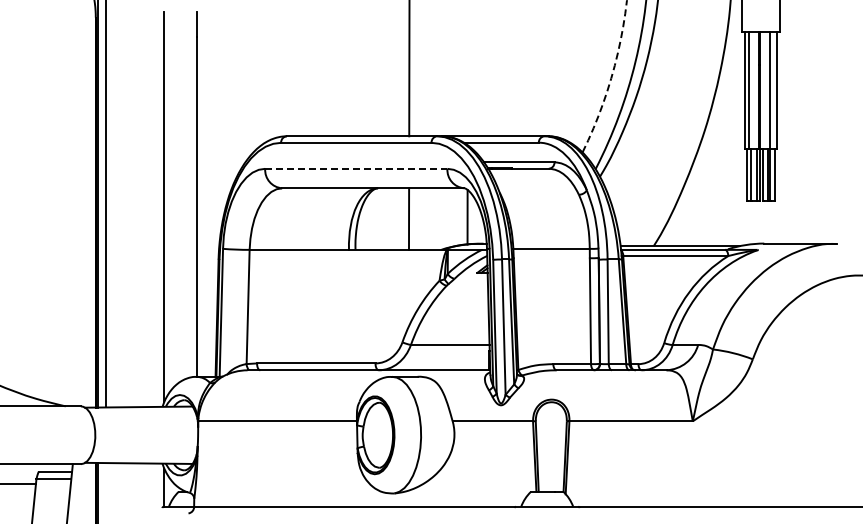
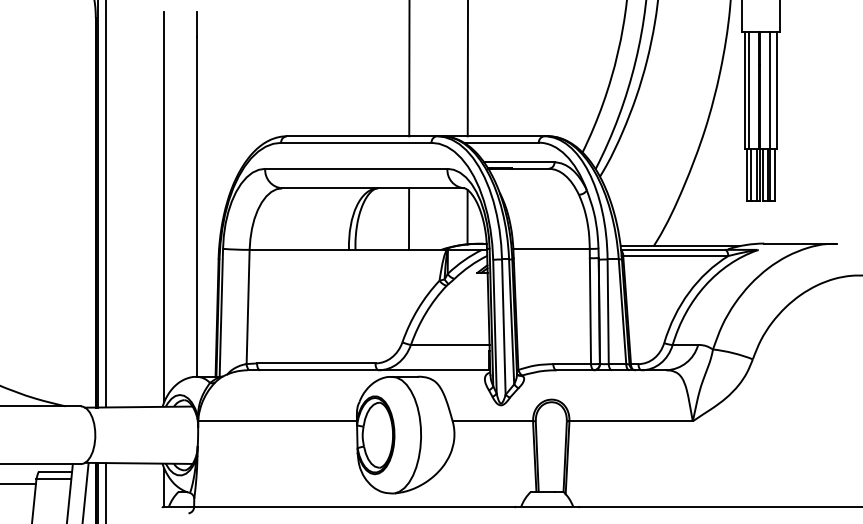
line: none -> present (467, 69)
arc: dashed -> solid (611, 78)
line: dashed -> solid (356, 168)
line: none -> present (85, 491)
line: none -> present (105, 491)
